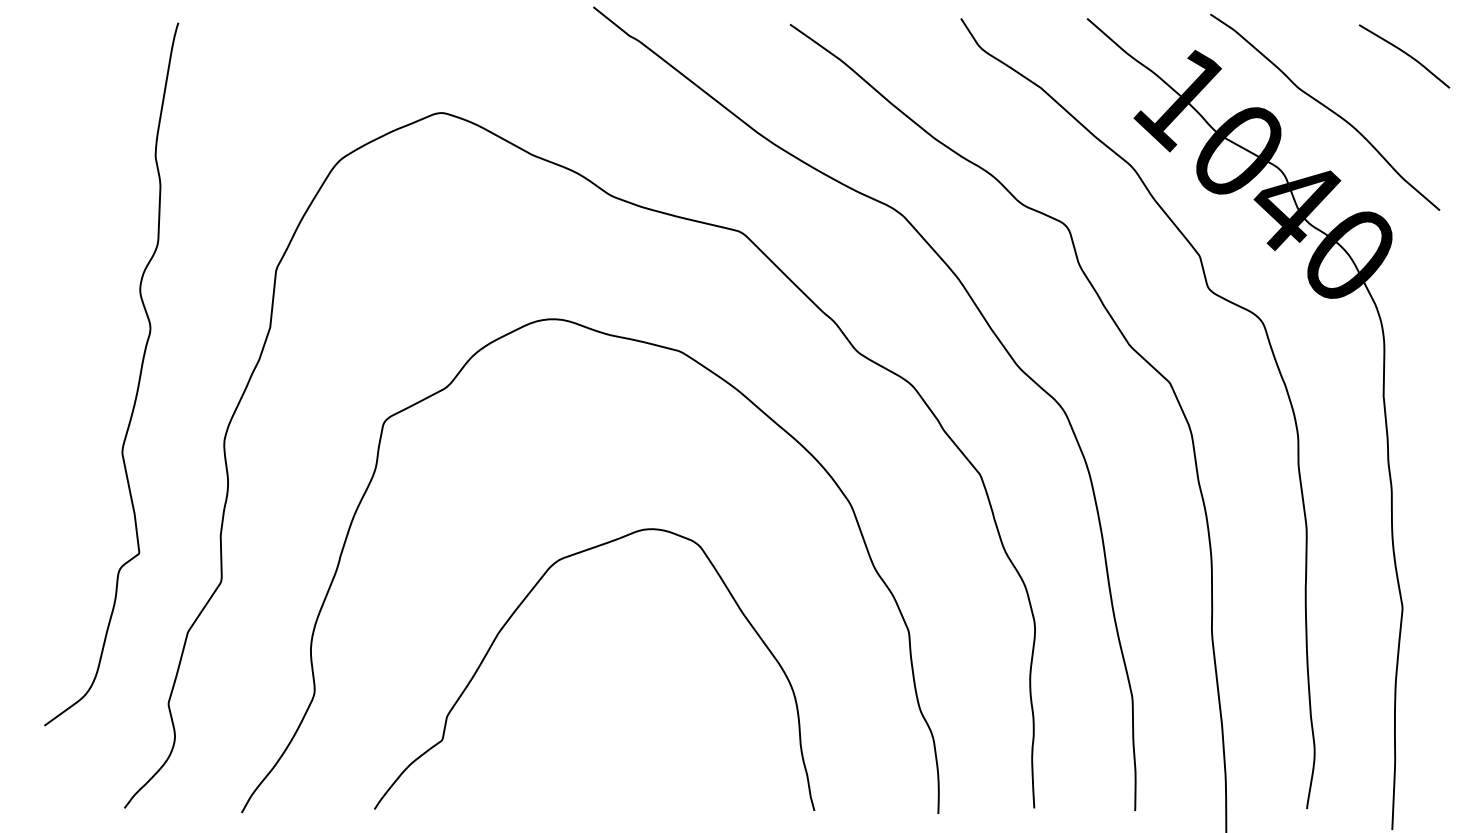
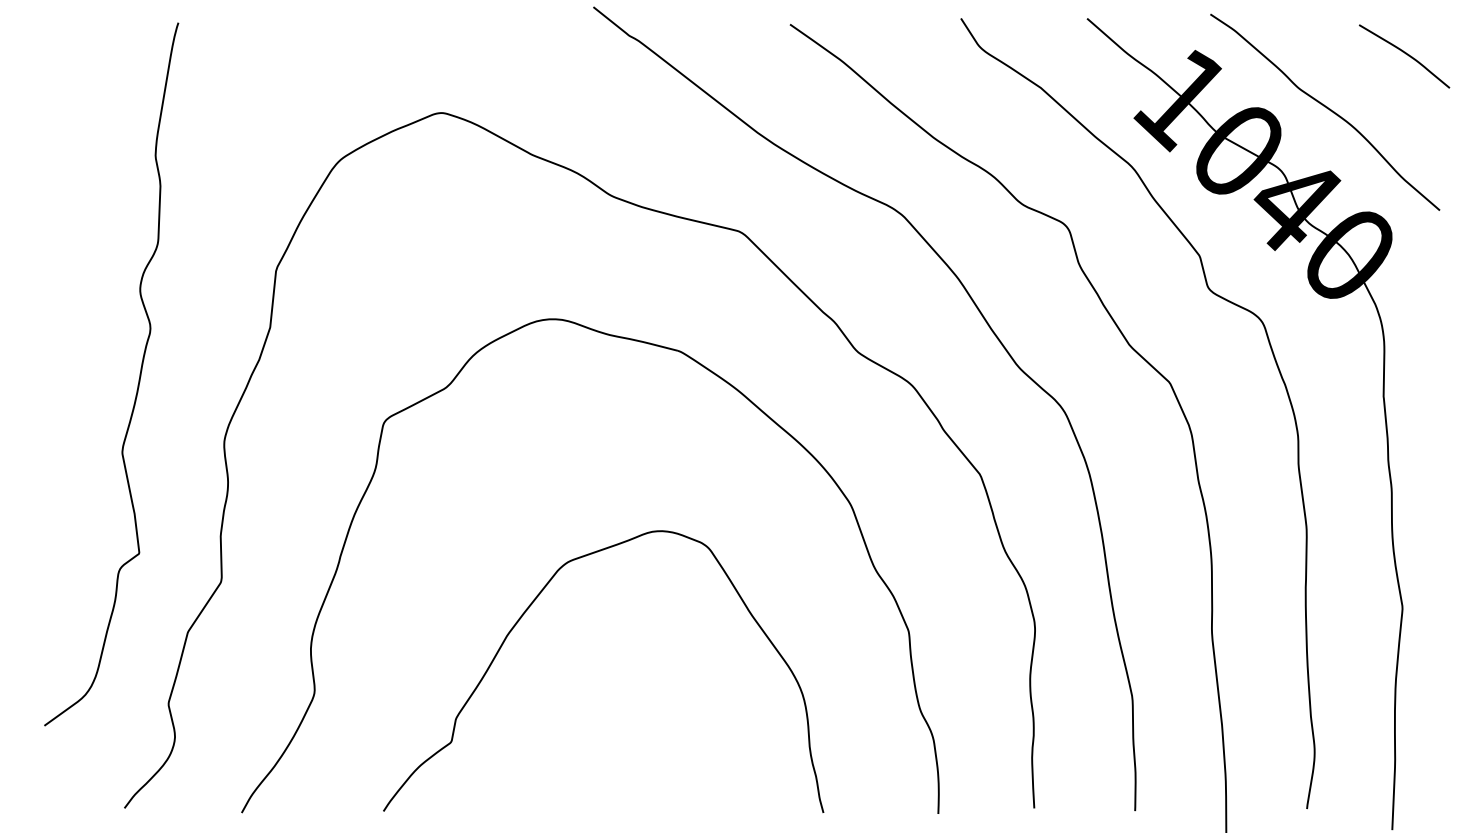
curve position: (519, 607) -> (528, 609) (528, 609)
